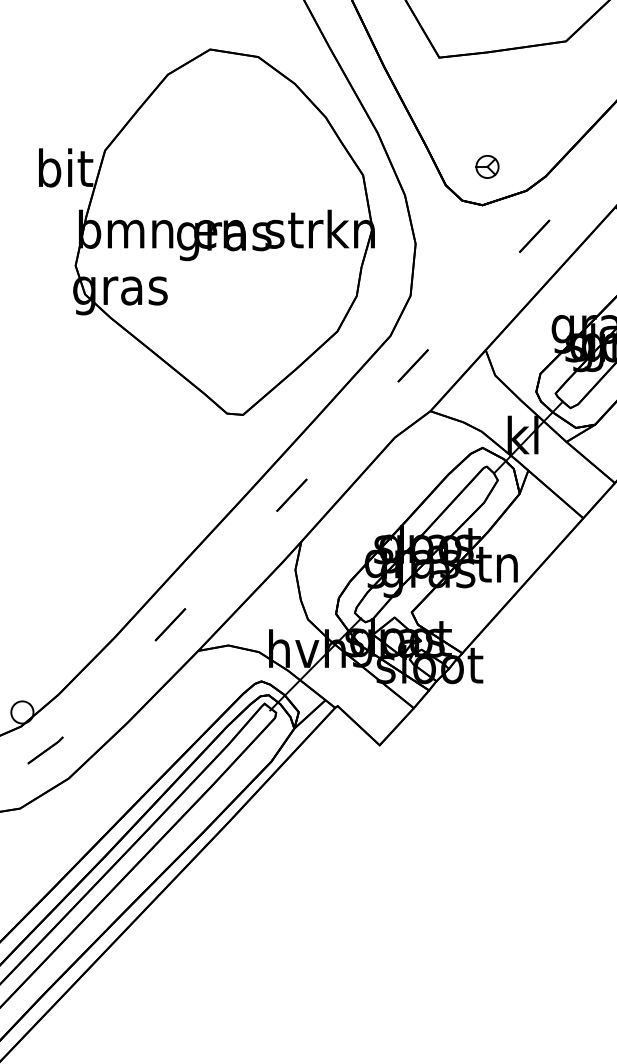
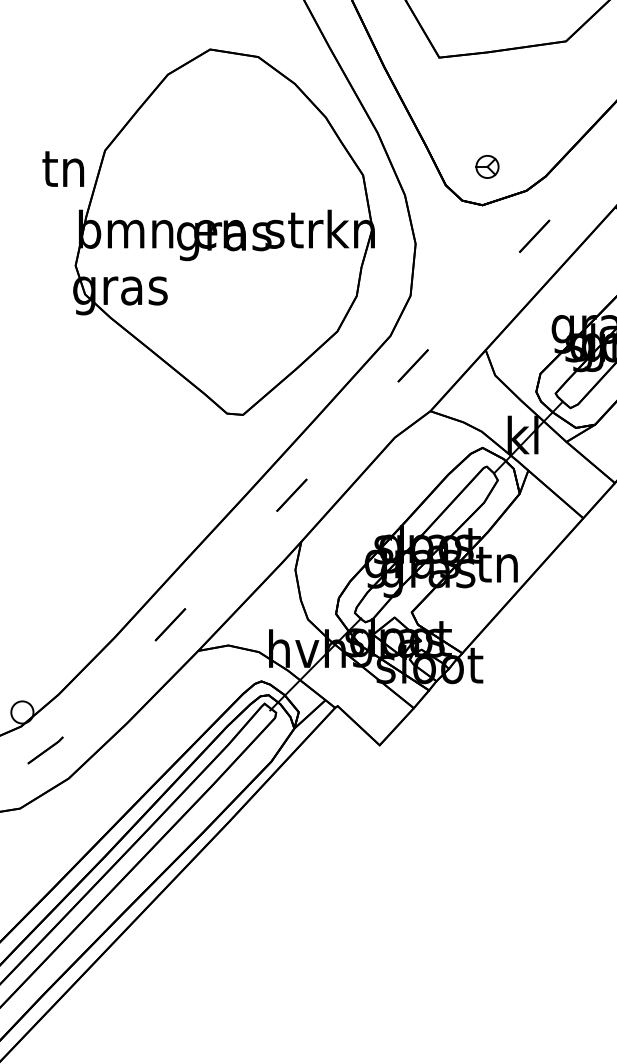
text: bit -> tn (66, 167)
